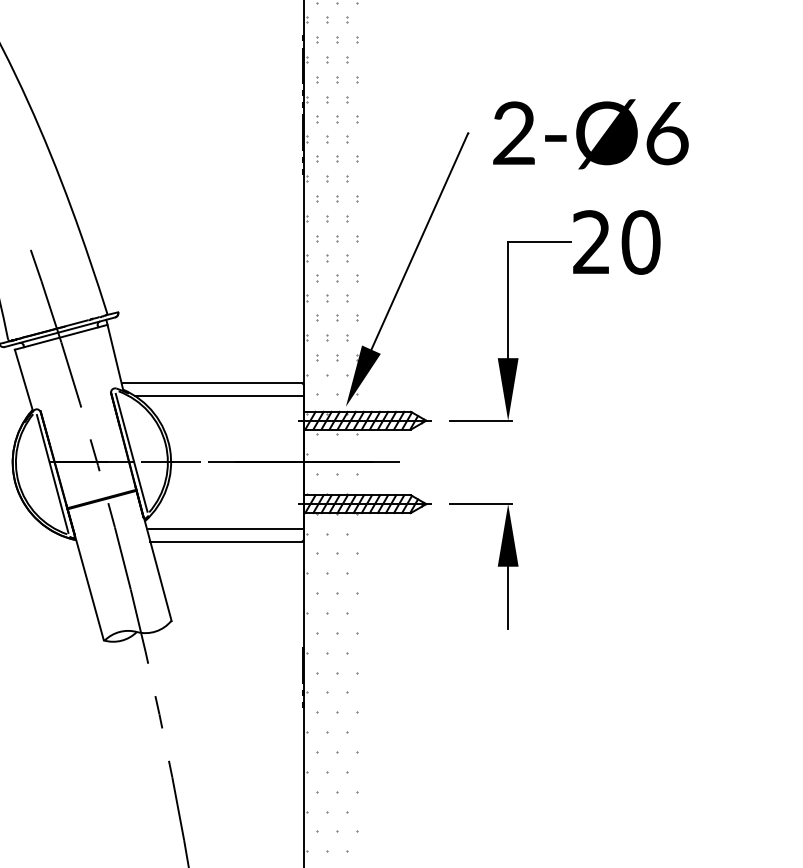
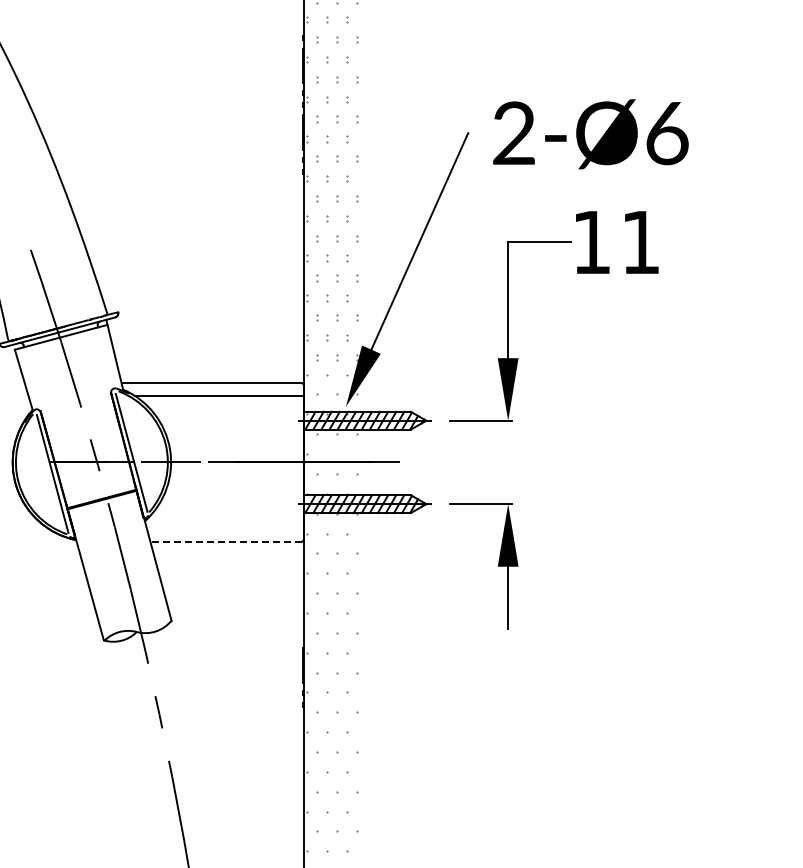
text: 20 -> 11 (616, 242)
line: present -> none (225, 529)
line: solid -> dashed (226, 541)
